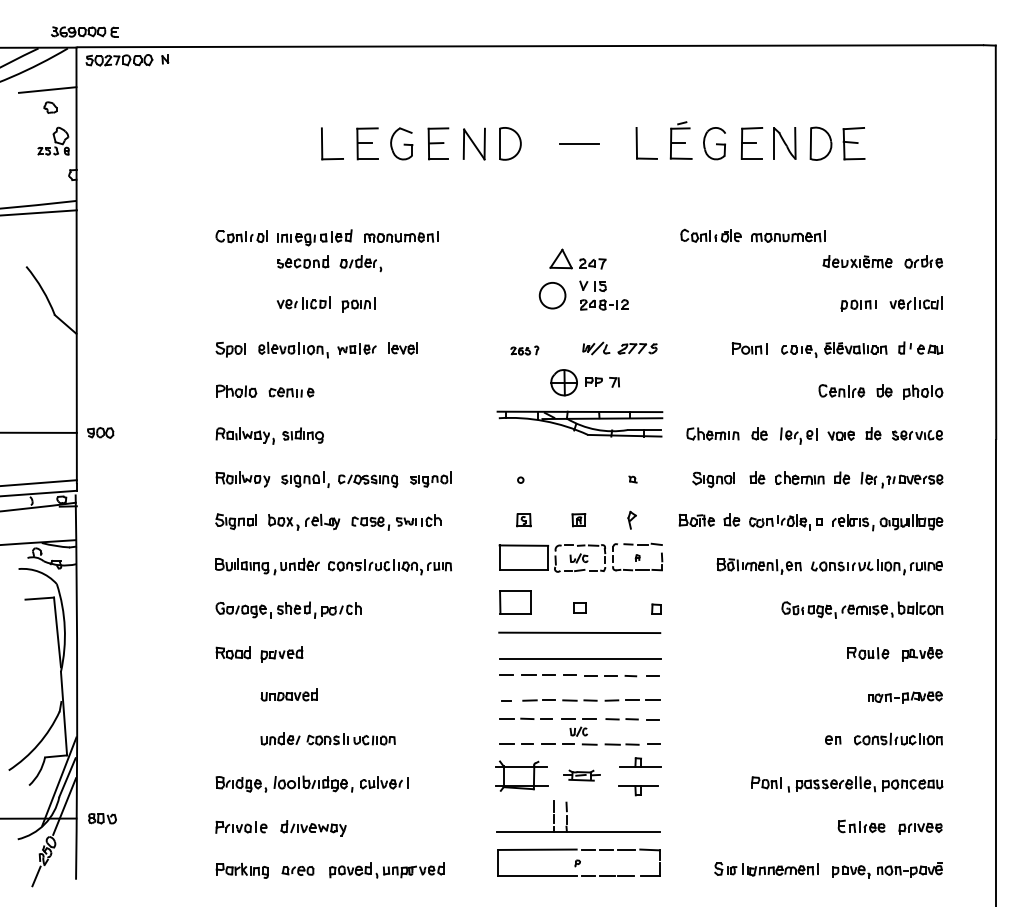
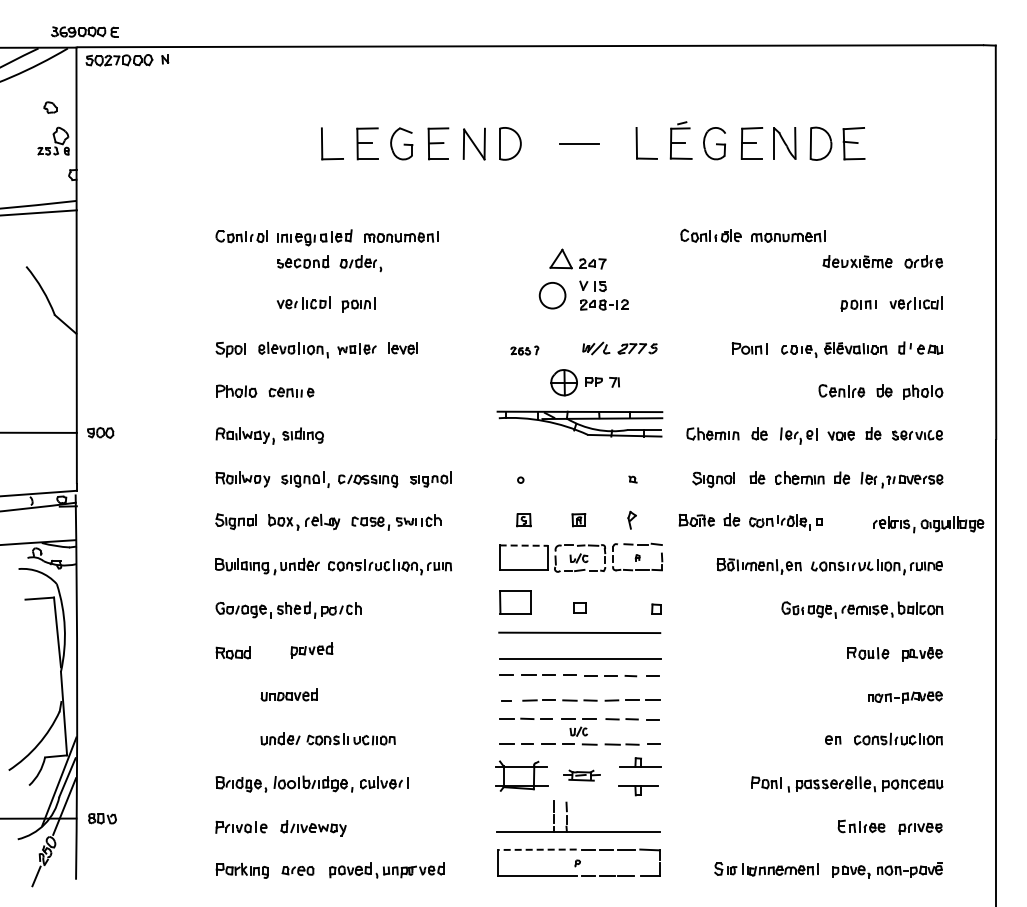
line: present -> none (47, 89)
line: present -> none (39, 482)
part position: (887, 522) -> (928, 524) (928, 524)
line: solid -> dashed (524, 545)
part position: (281, 654) -> (311, 650) (311, 650)
line: solid -> dashed (537, 849)
